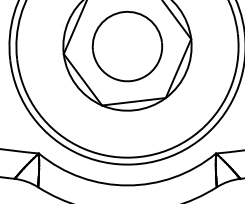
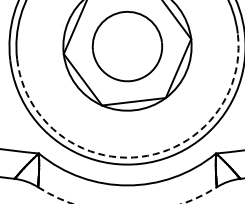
arc: solid -> dashed (140, 156)
arc: solid -> dashed (182, 203)
